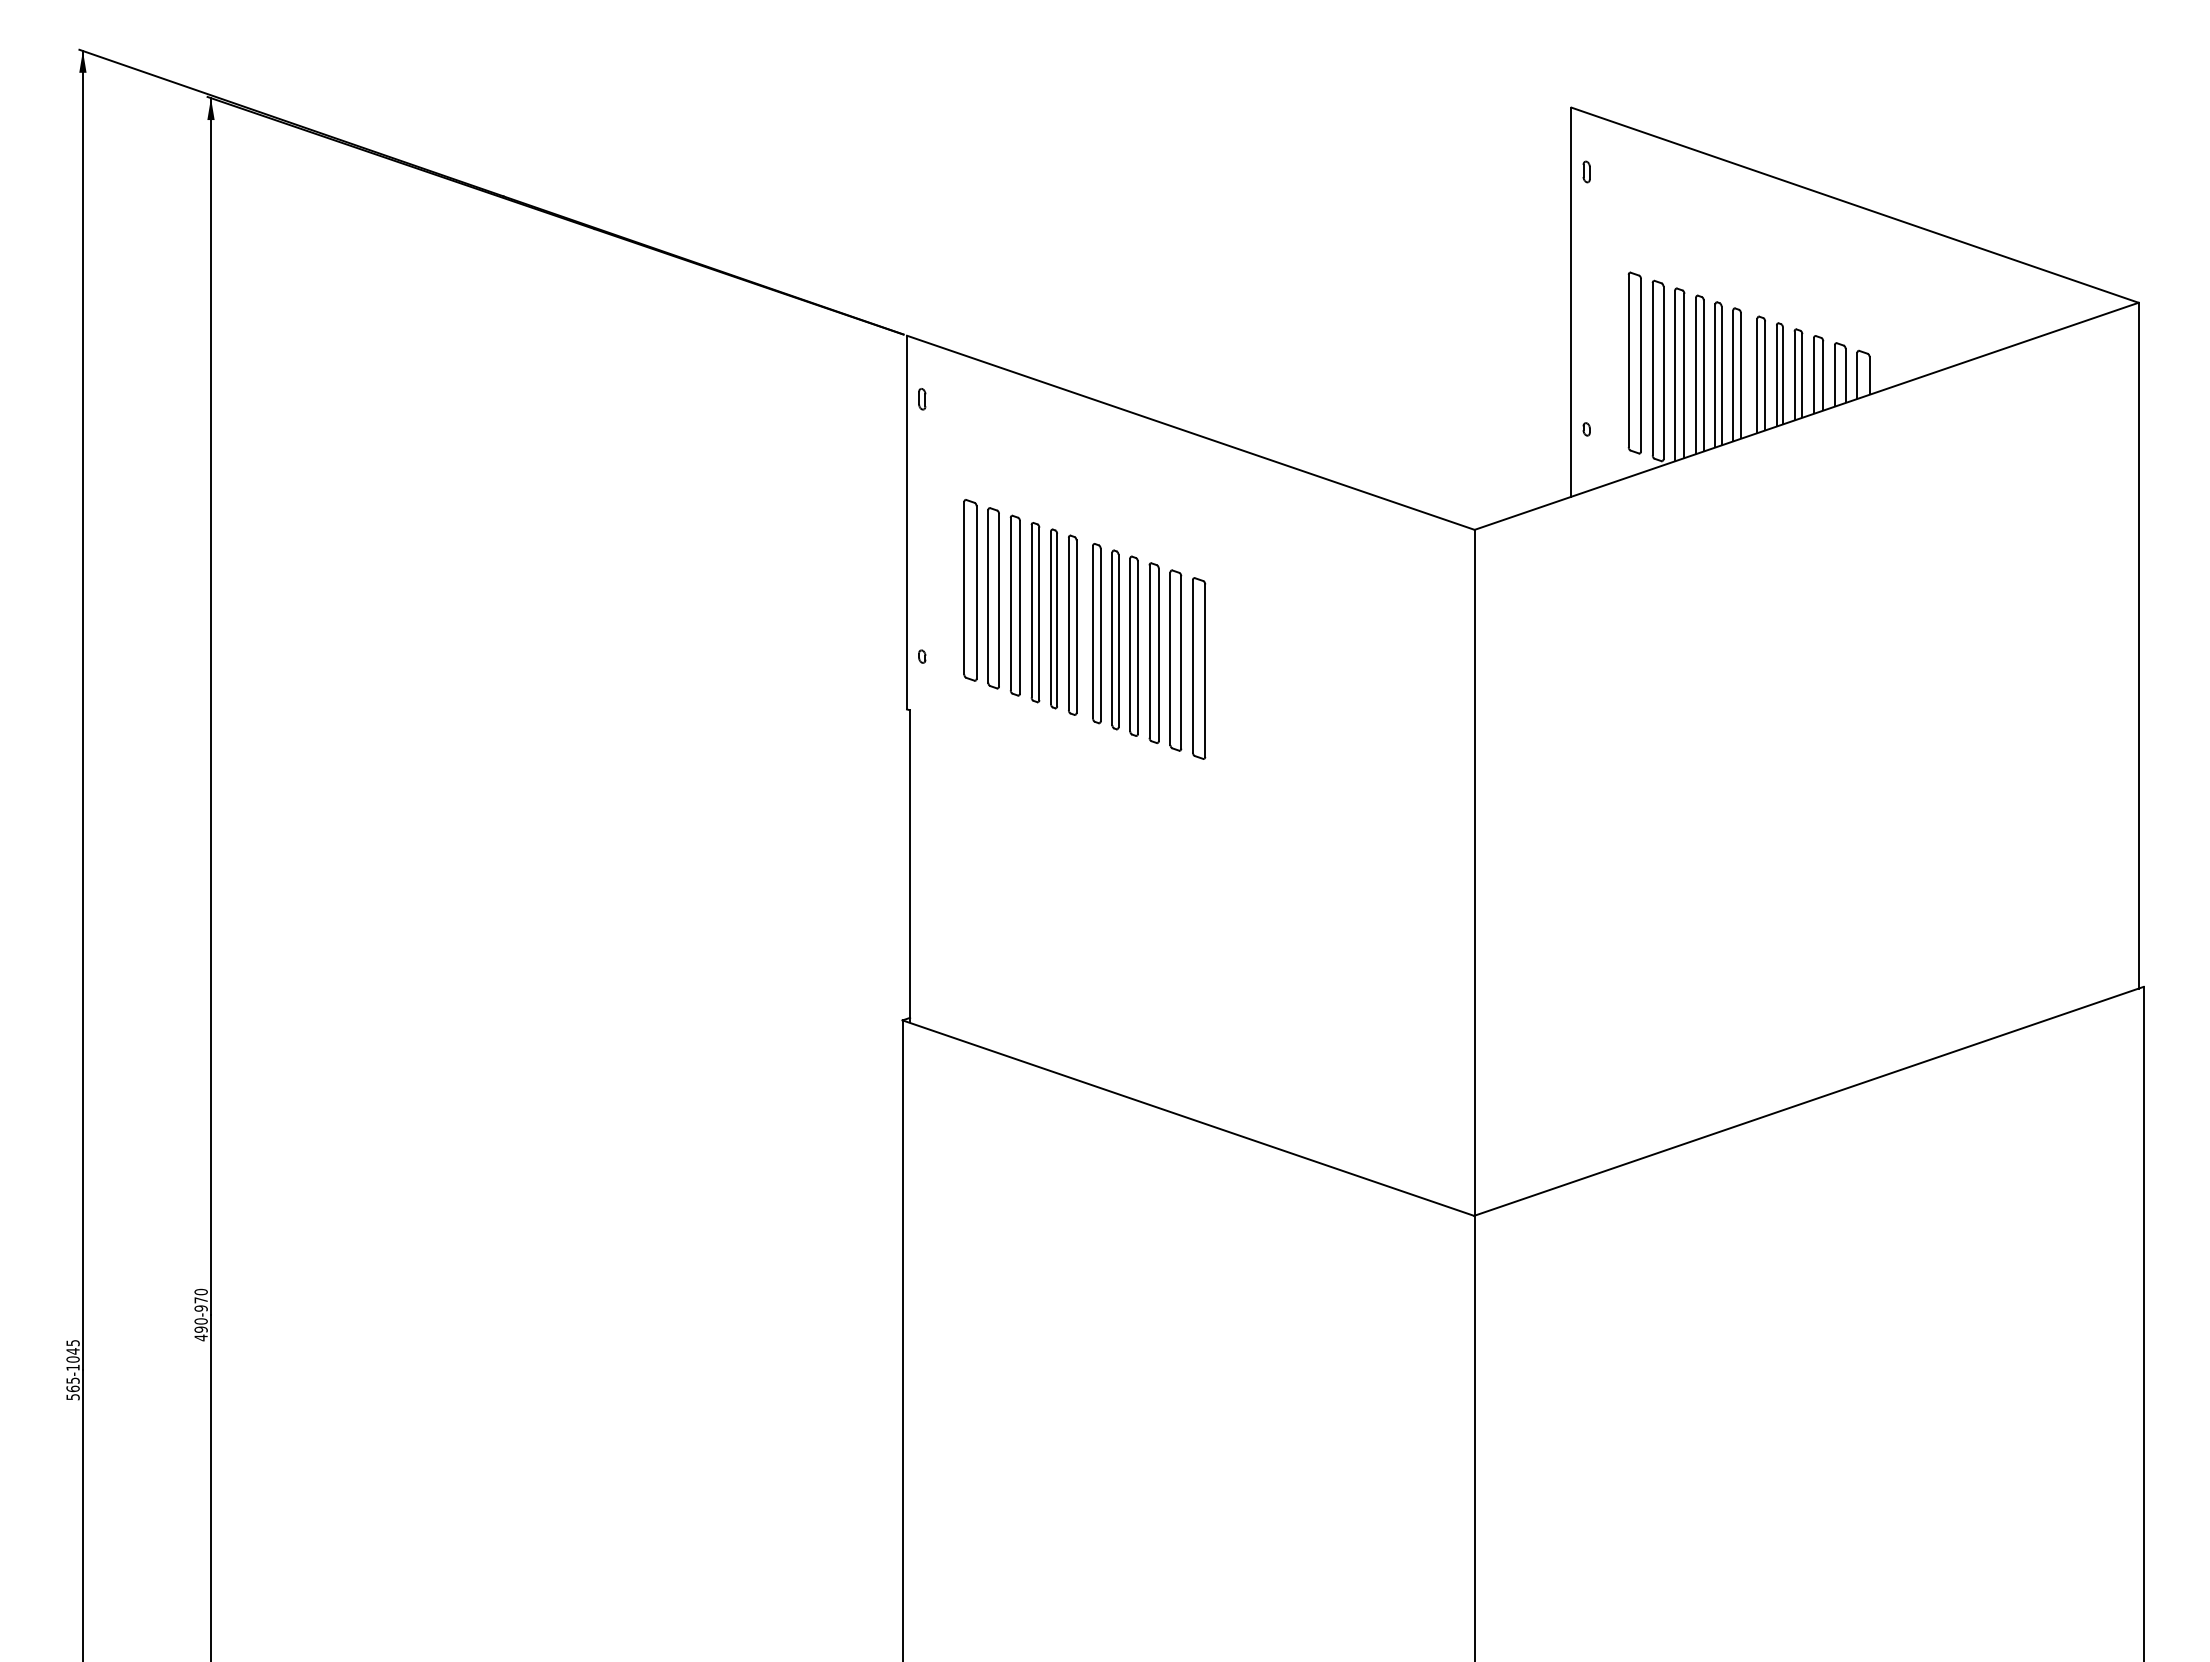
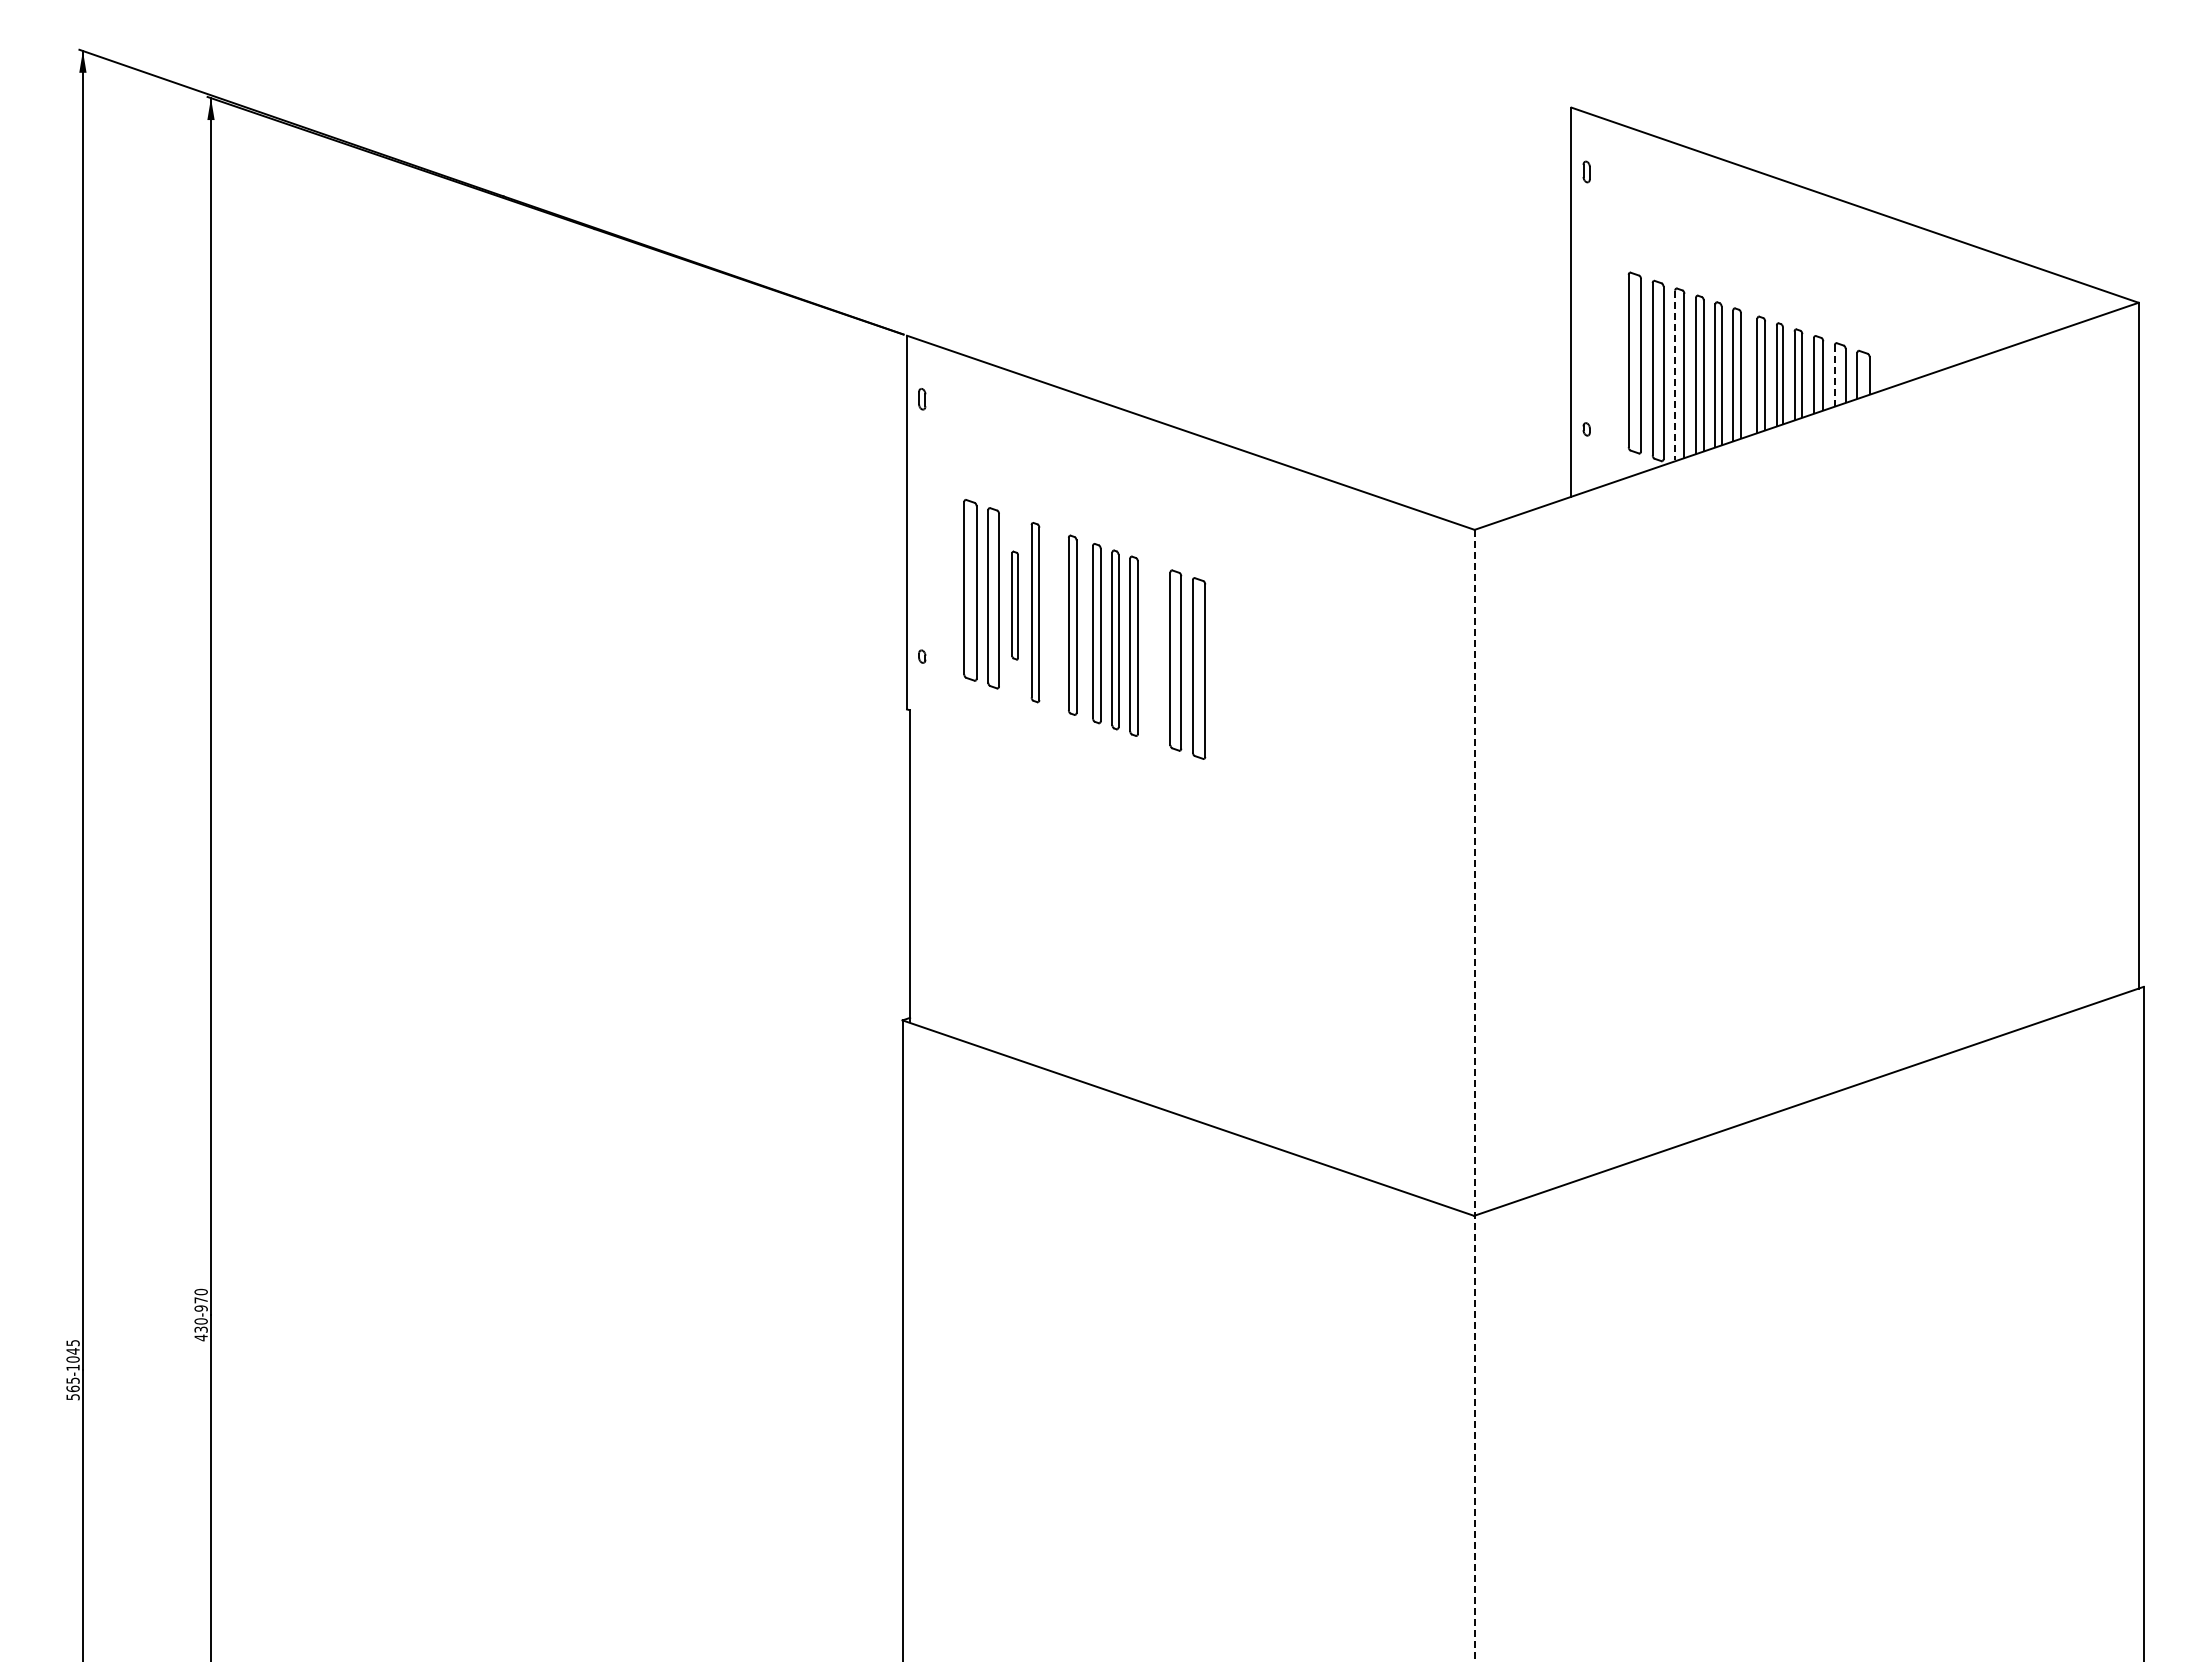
line: solid -> dashed (1675, 375)
line: solid -> dashed (1834, 376)
part size: 12x183 px -> 8x111 px (1014, 605)
part: present -> none (1053, 618)
part: present -> none (1153, 653)
line: solid -> dashed (1474, 1095)
text: 490-970 -> 430-970 (200, 1329)
